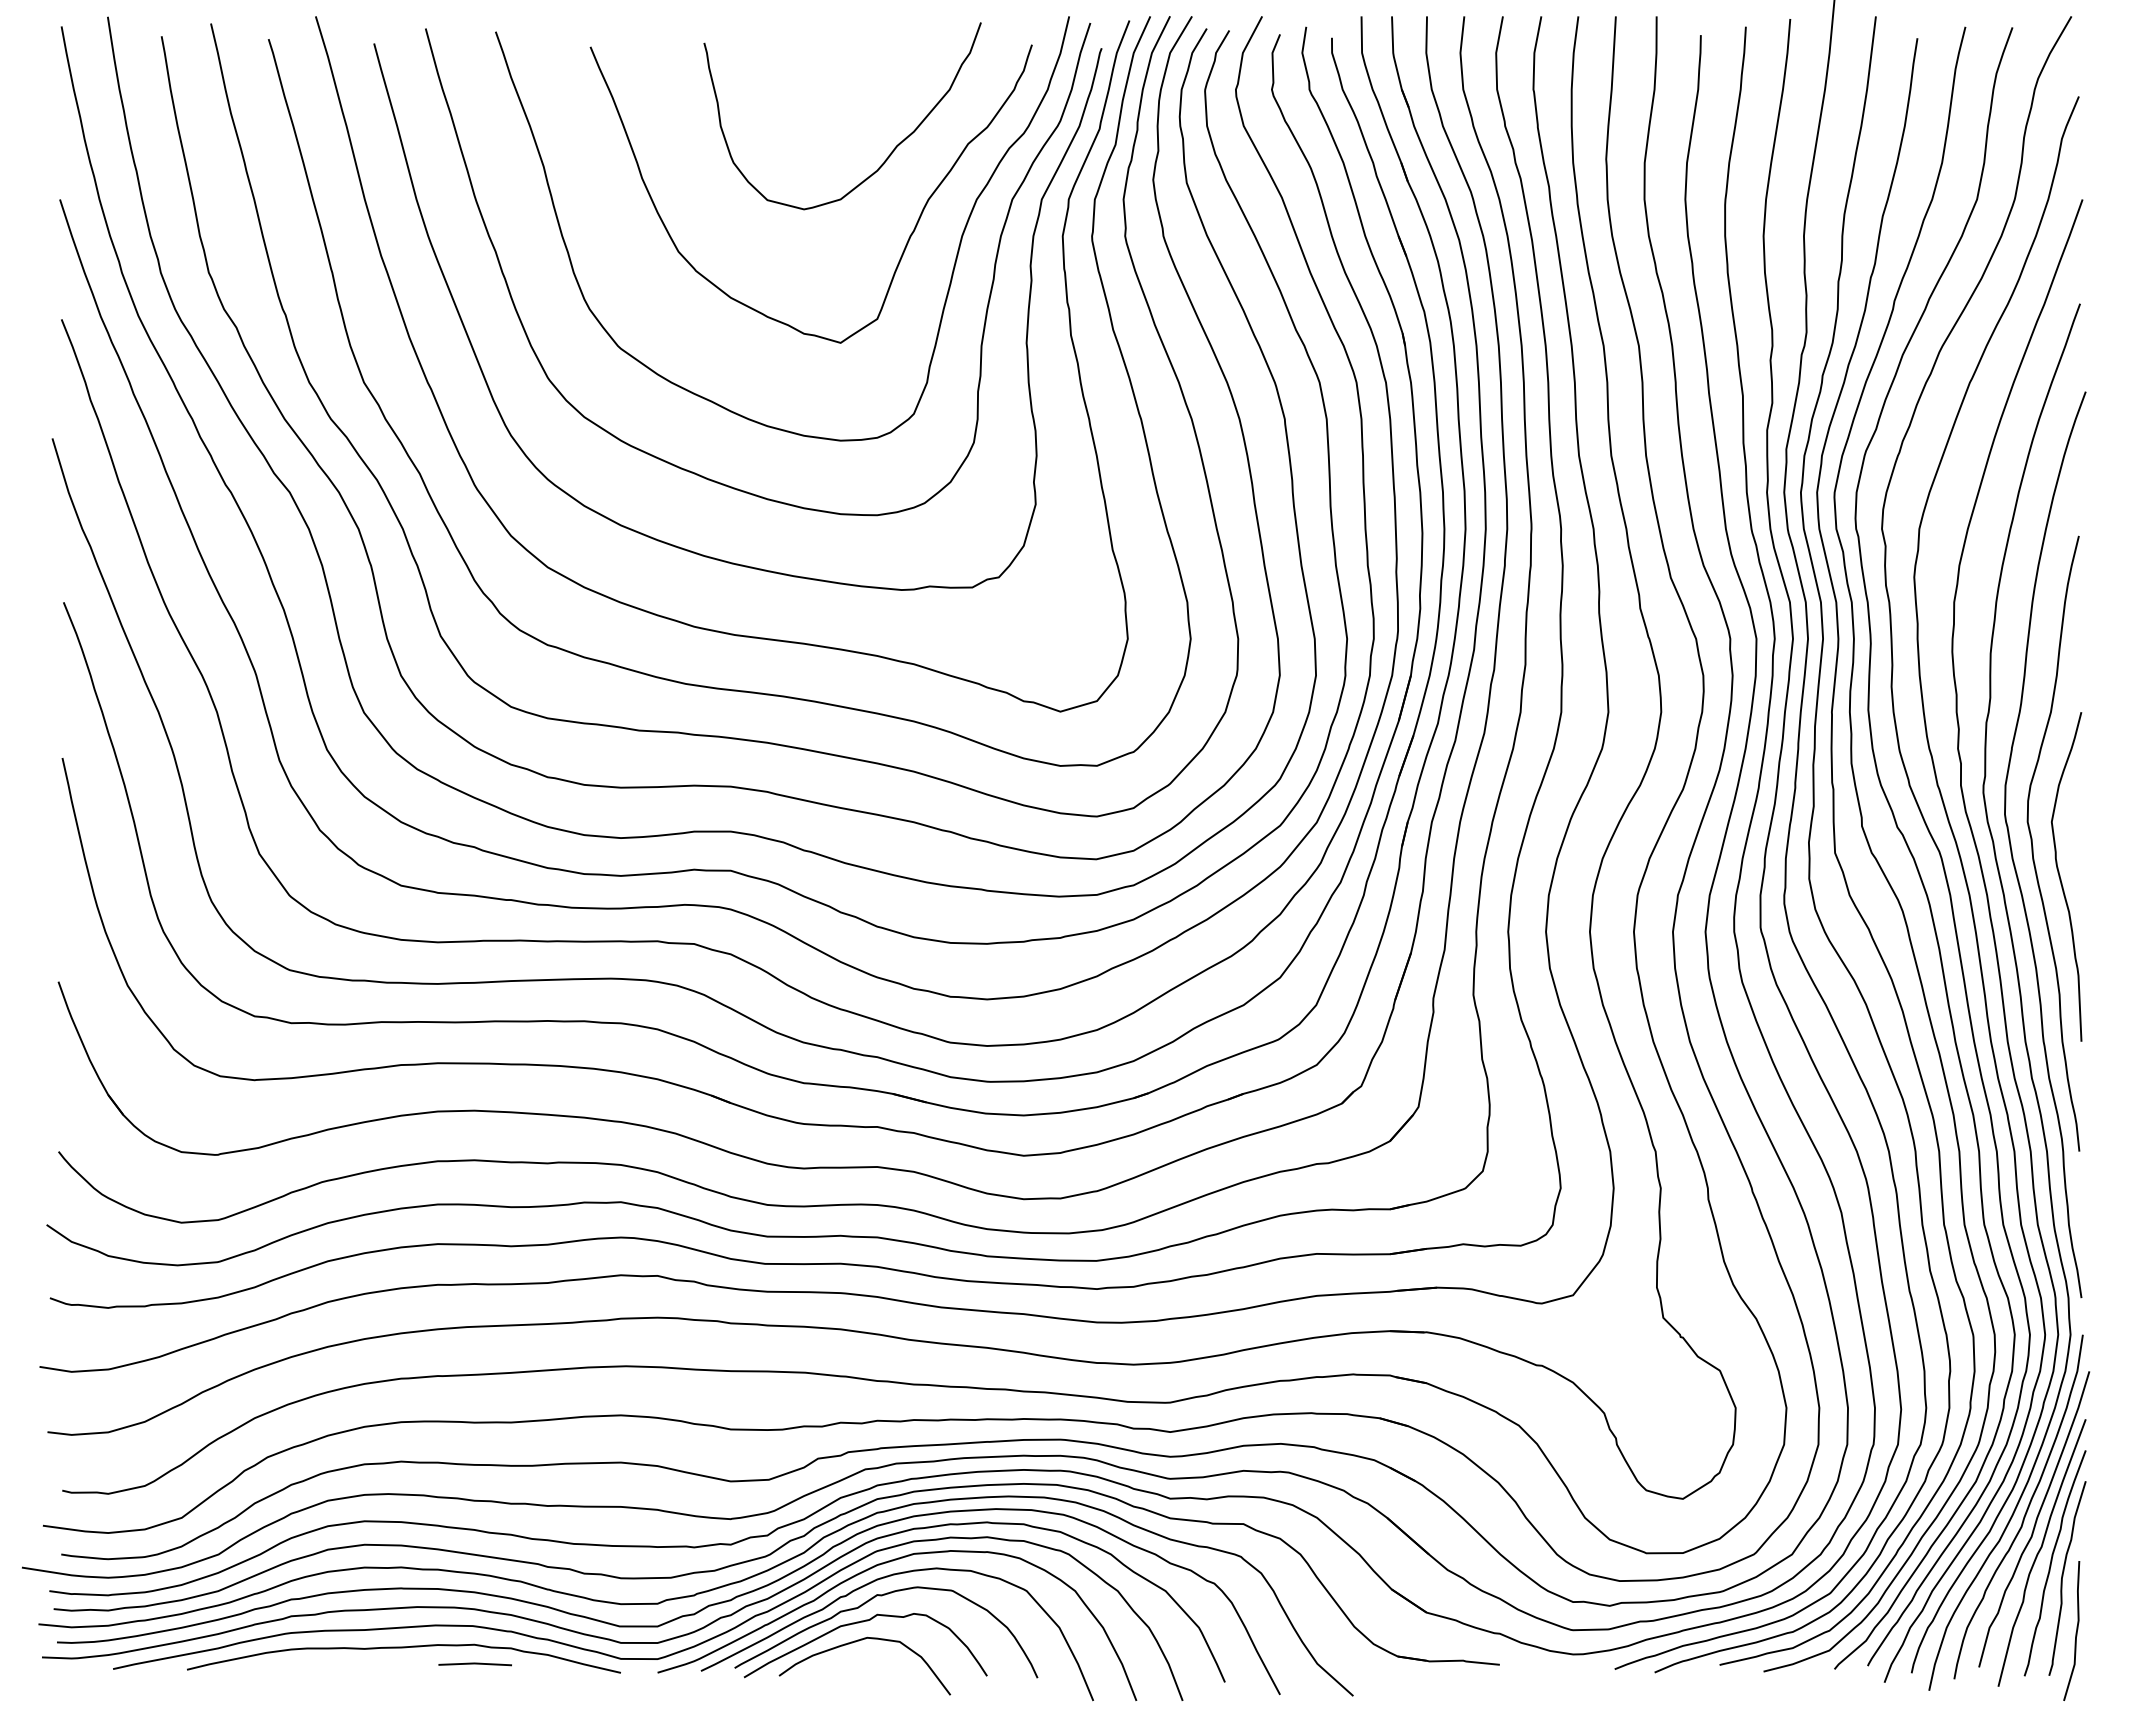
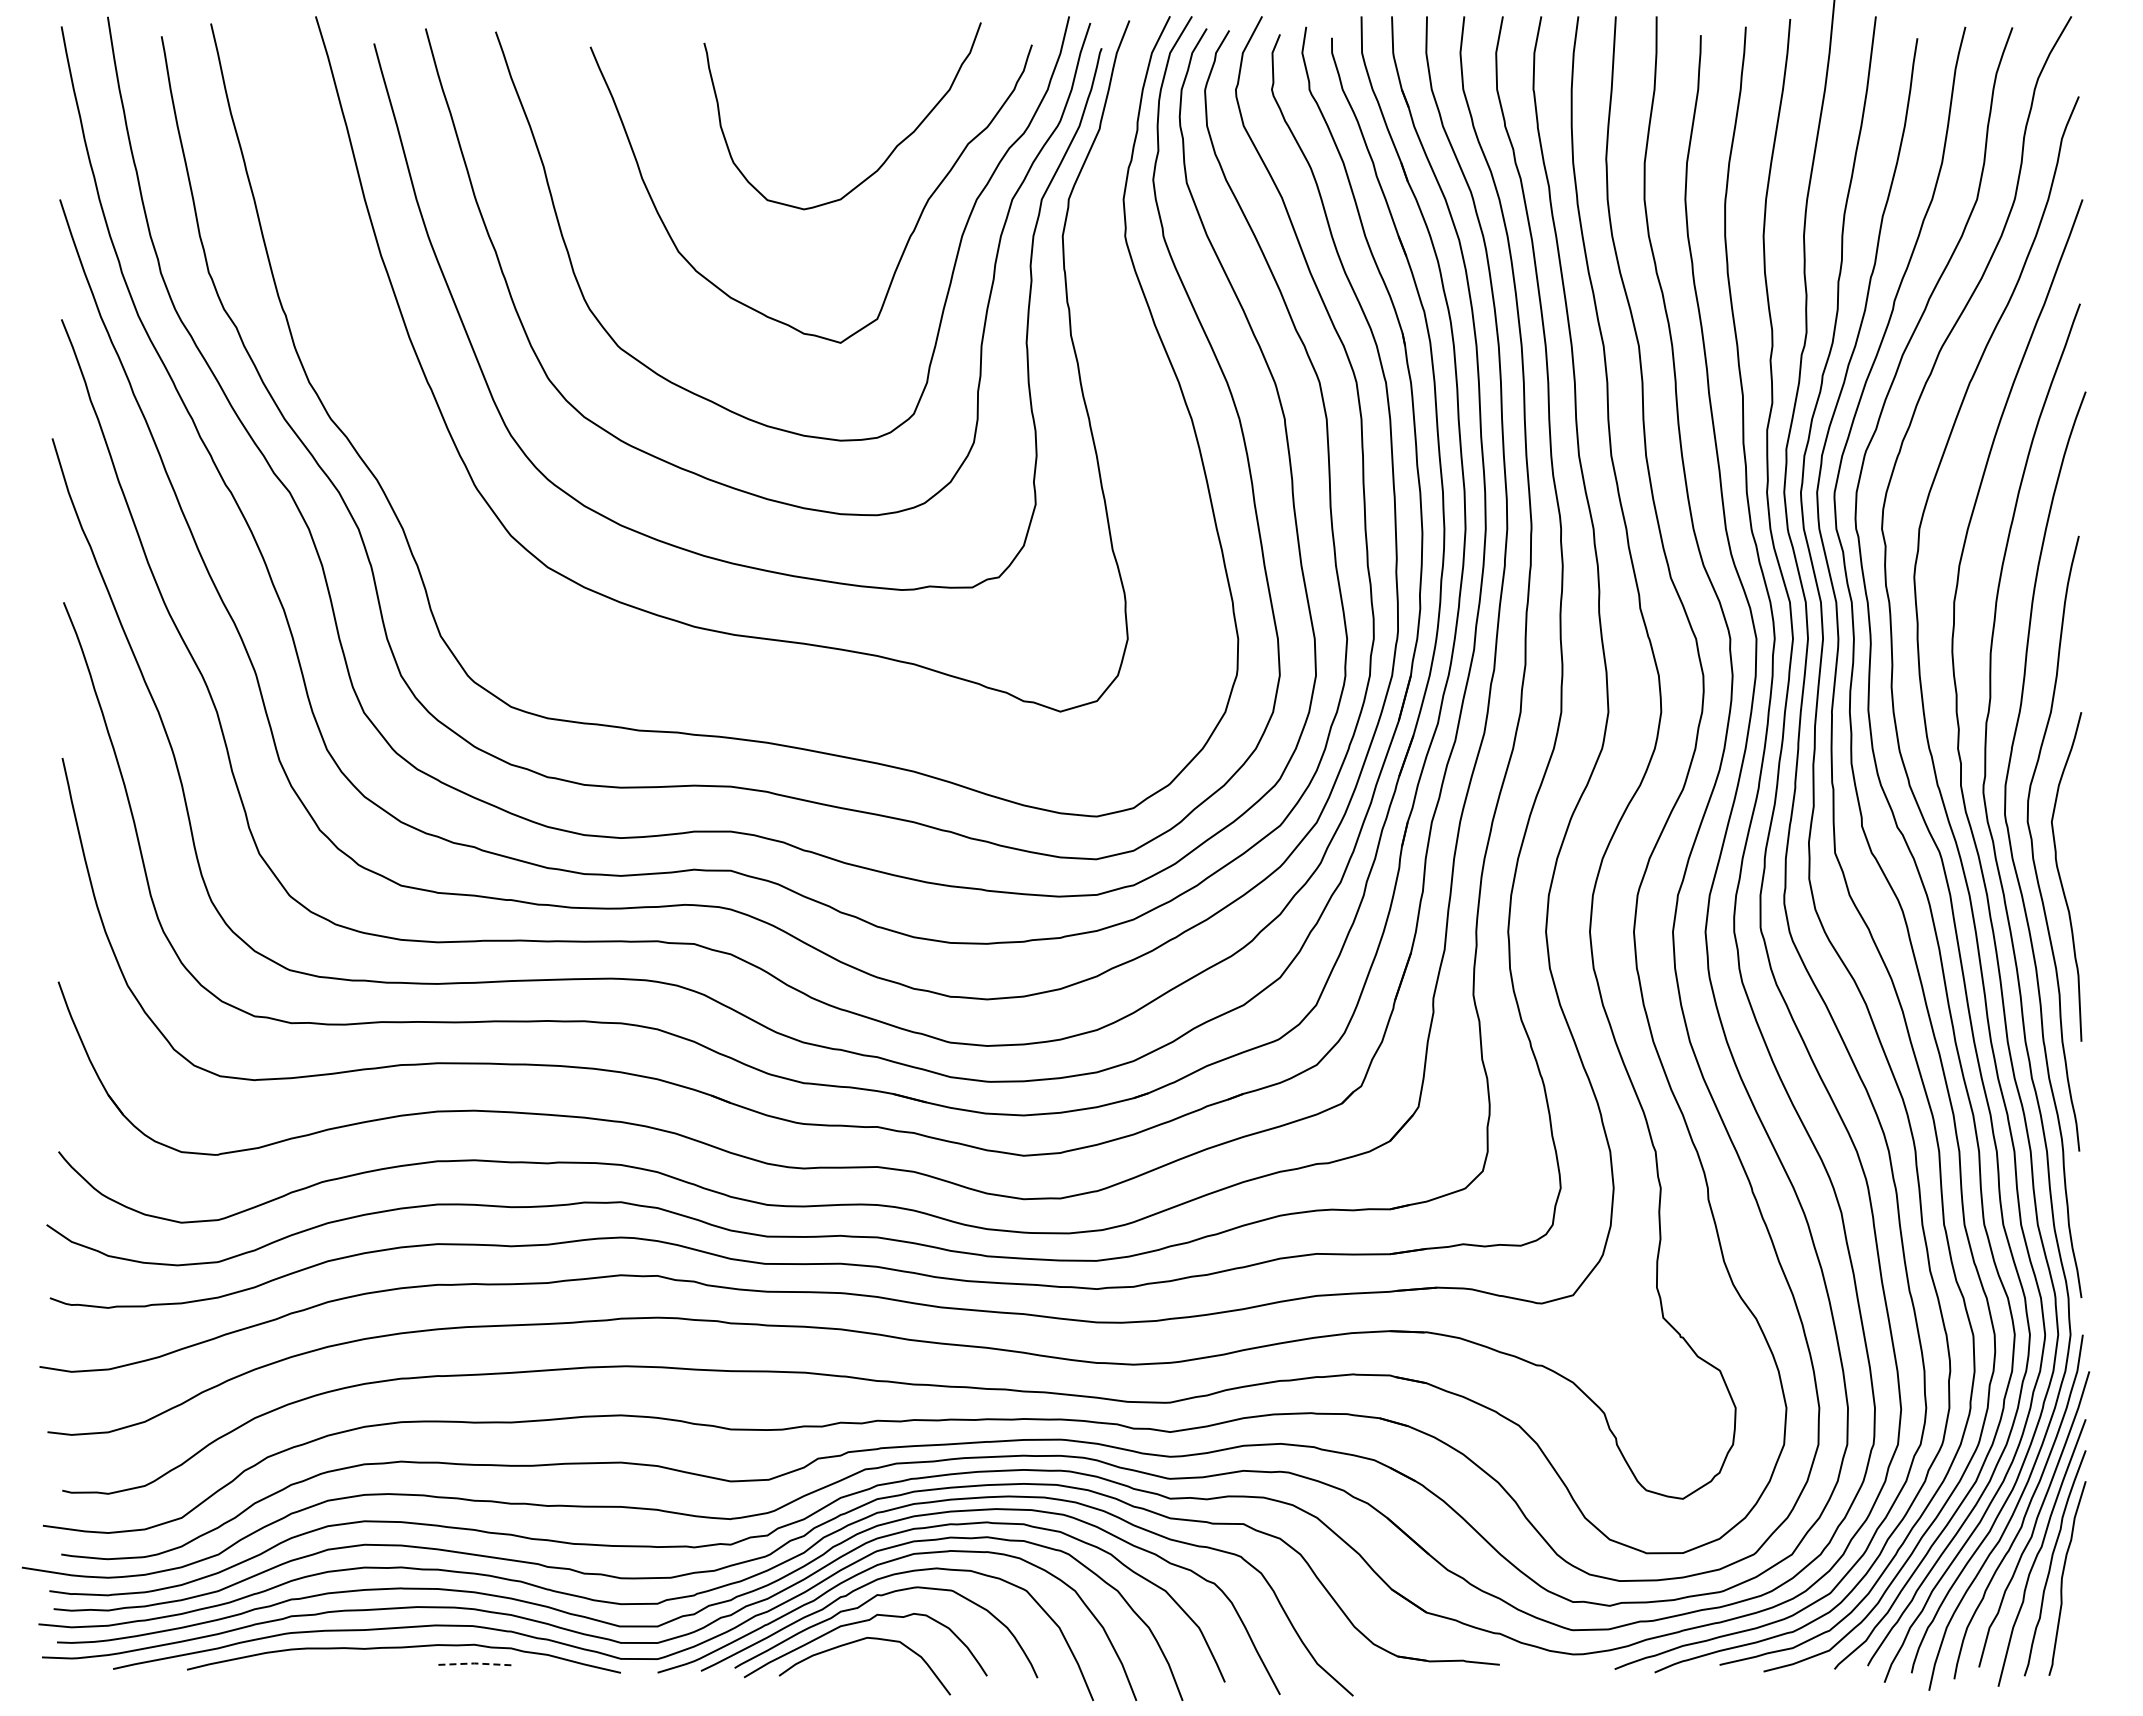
curve: present -> none (659, 676)
curve: present -> none (2075, 1632)
line: solid -> dashed (474, 1663)
